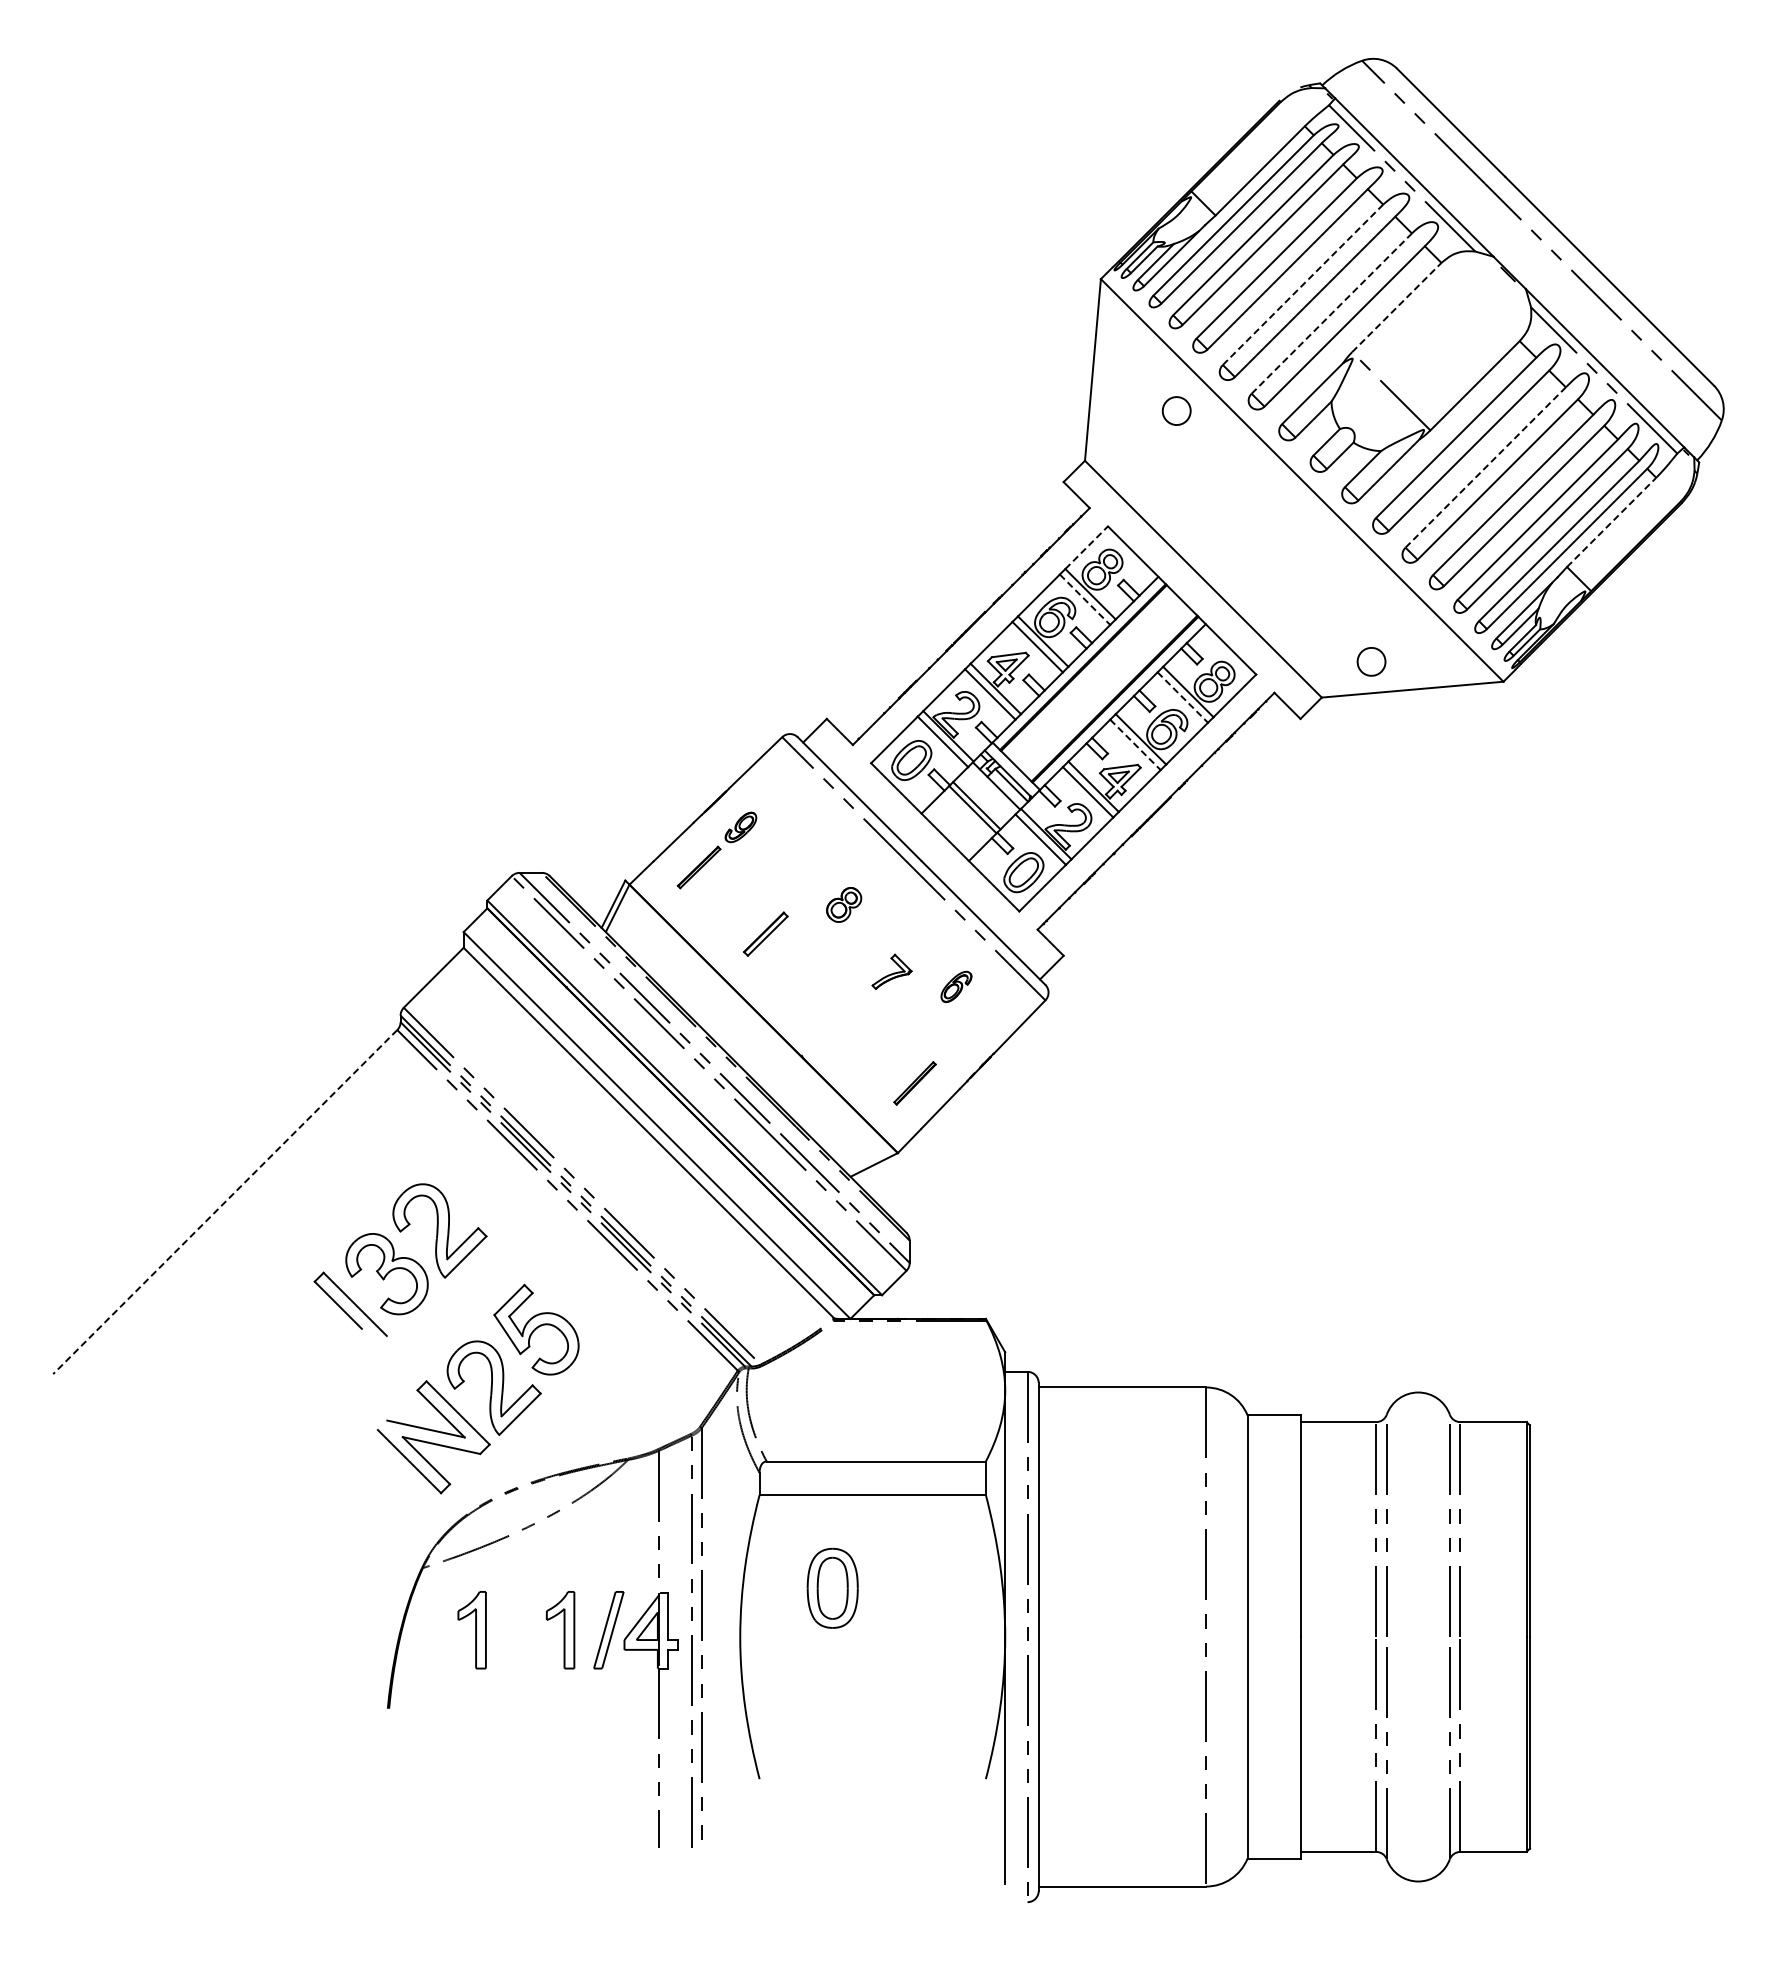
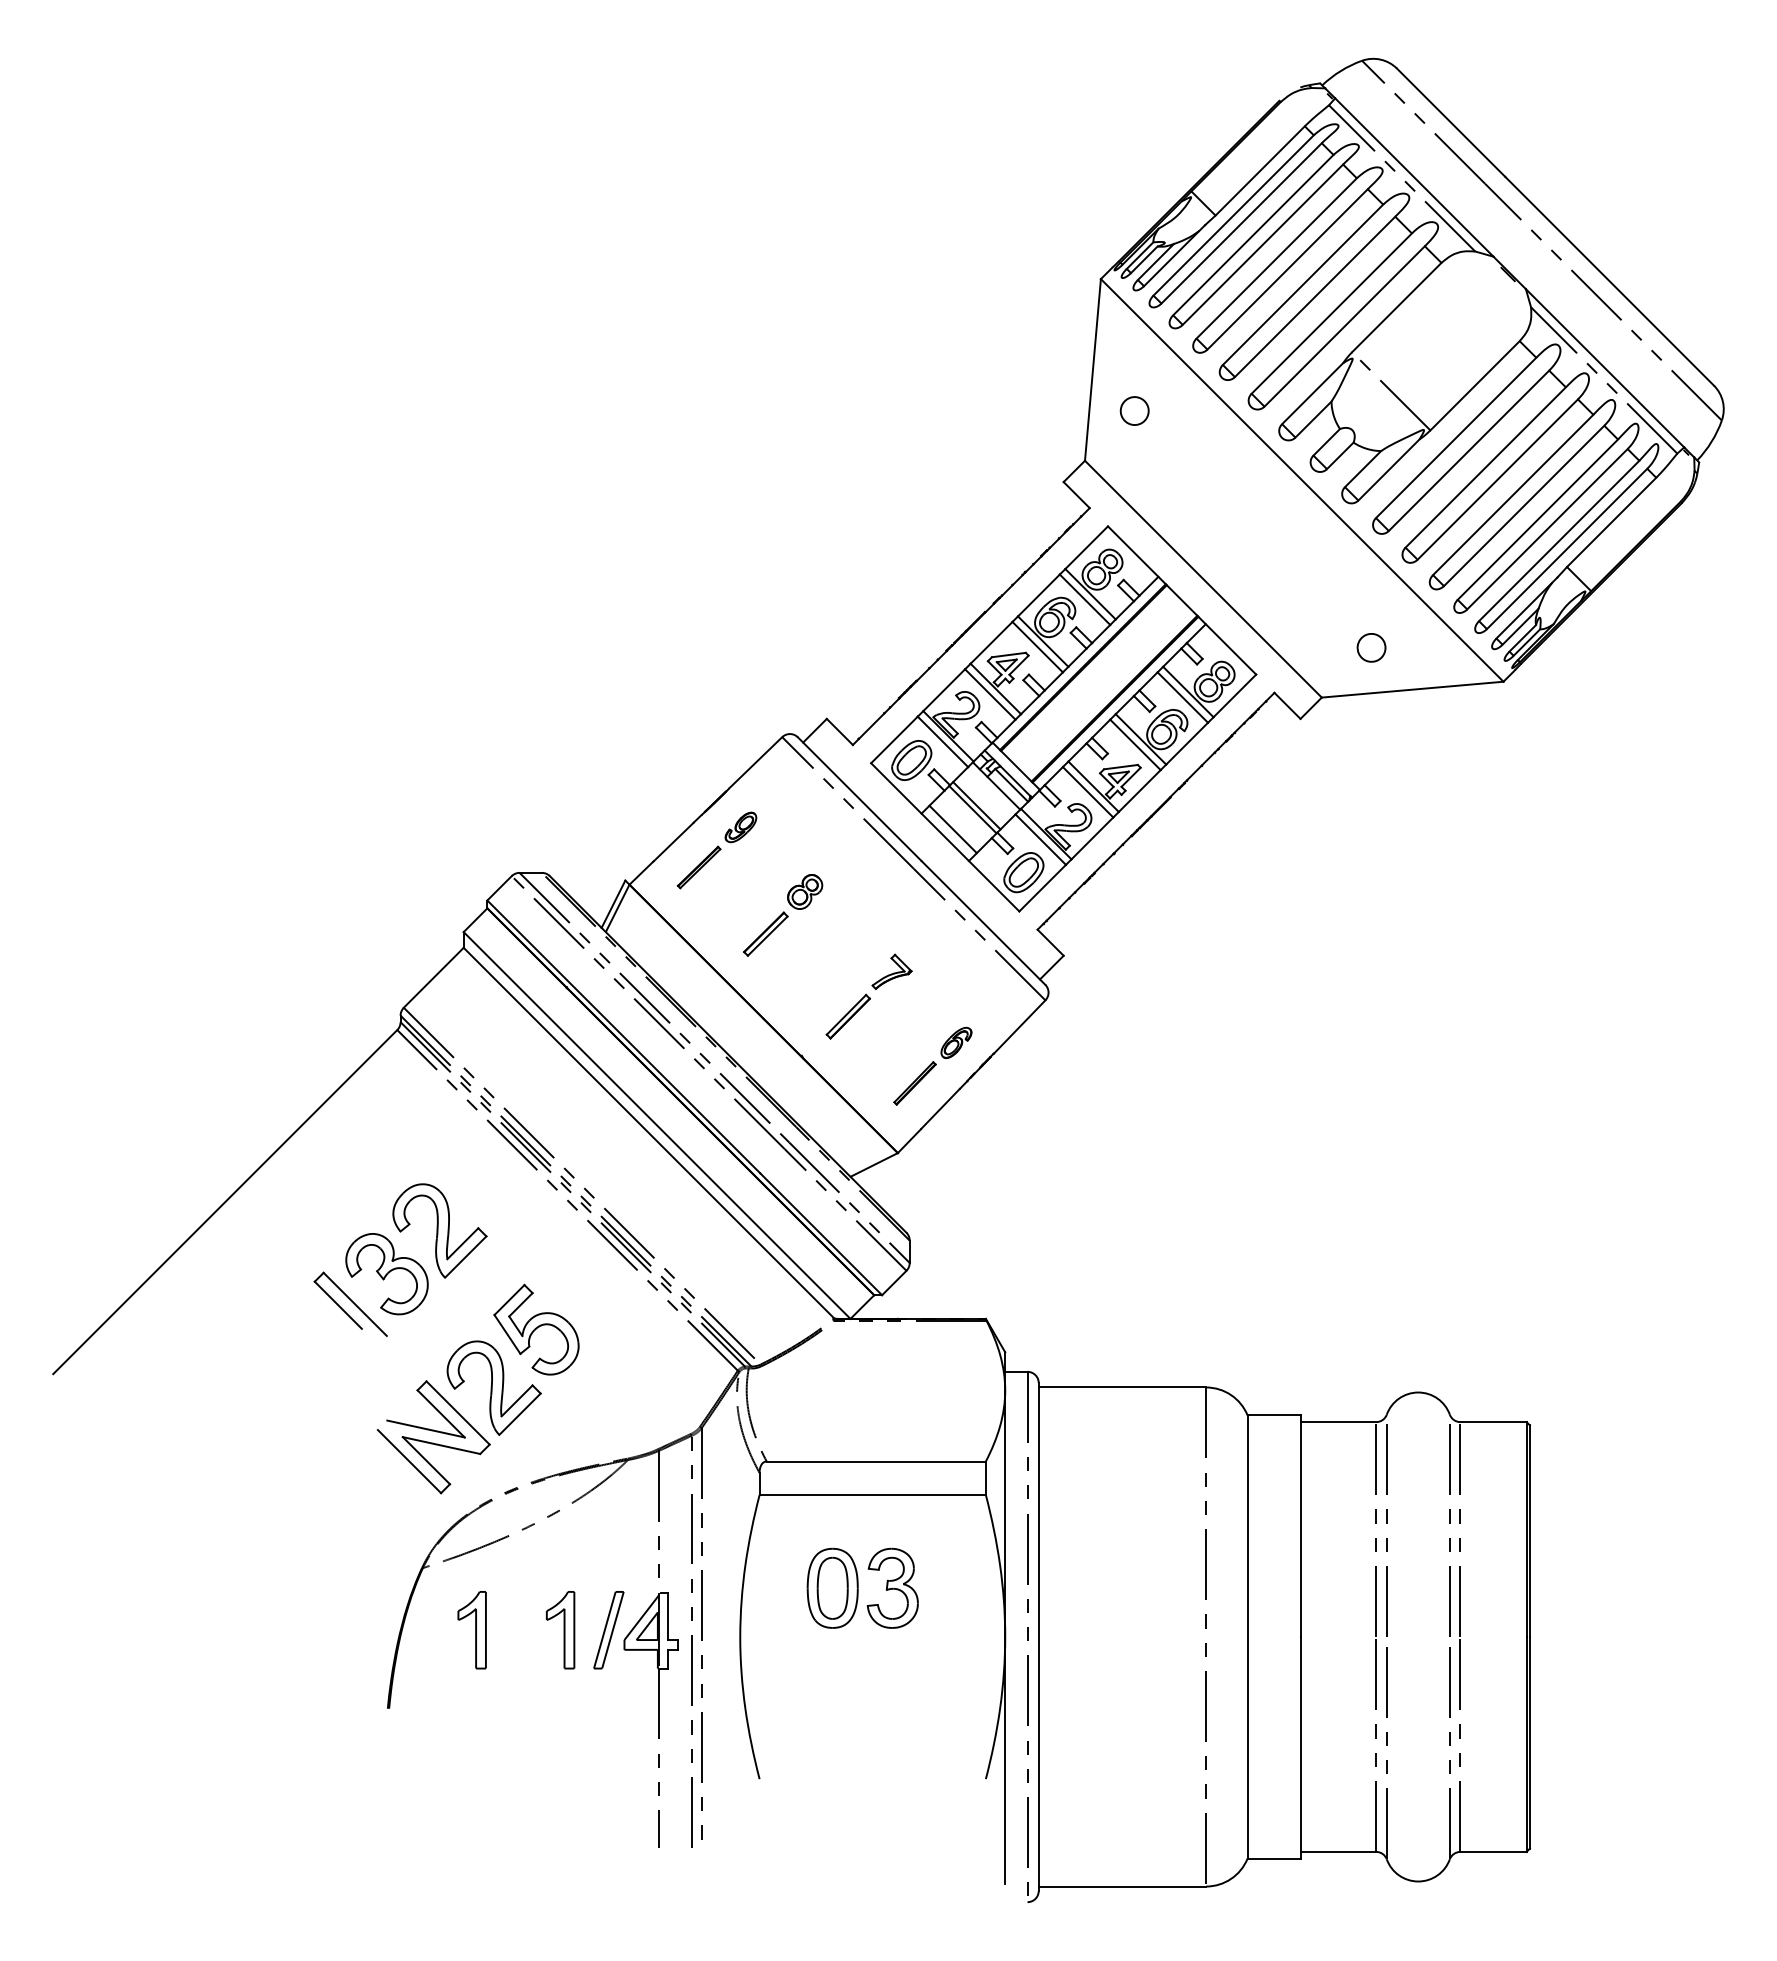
line: dashed -> solid (1303, 284)
line: dashed -> solid (1397, 307)
line: dashed -> solid (1332, 313)
part position: (1176, 410) -> (1134, 410) (1134, 410)
line: dashed -> solid (1486, 467)
line: dashed -> solid (1612, 522)
line: dashed -> solid (1087, 547)
line: dashed -> solid (1085, 599)
part position: (1371, 661) -> (1371, 647) (1371, 647)
line: dashed -> solid (1182, 697)
line: dashed -> solid (1135, 744)
line: none -> present (952, 829)
part position: (844, 904) -> (805, 891) (805, 891)
part position: (956, 986) -> (956, 1042) (956, 1042)
part: none -> present (848, 1016)
line: dashed -> solid (224, 1202)
part: none -> present (892, 1587)
